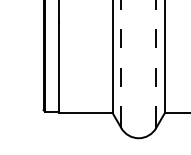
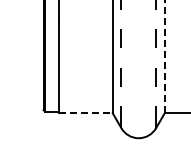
line: solid -> dashed (164, 57)
line: solid -> dashed (86, 113)
